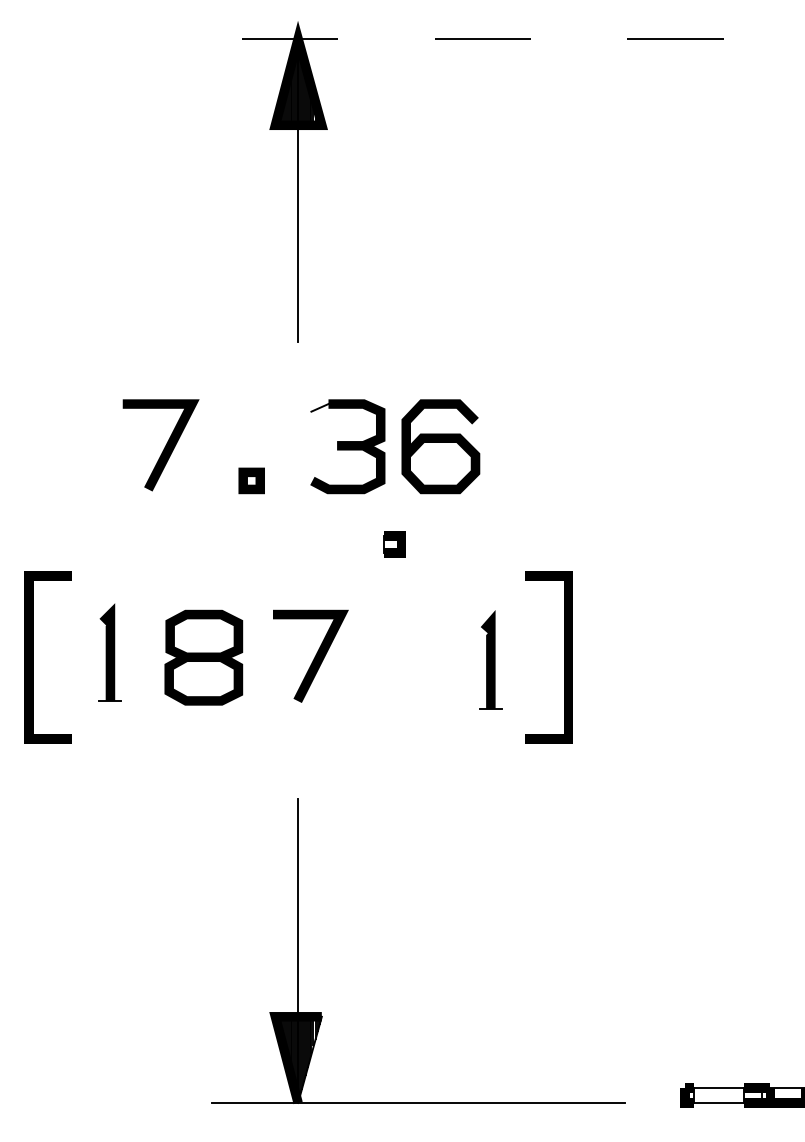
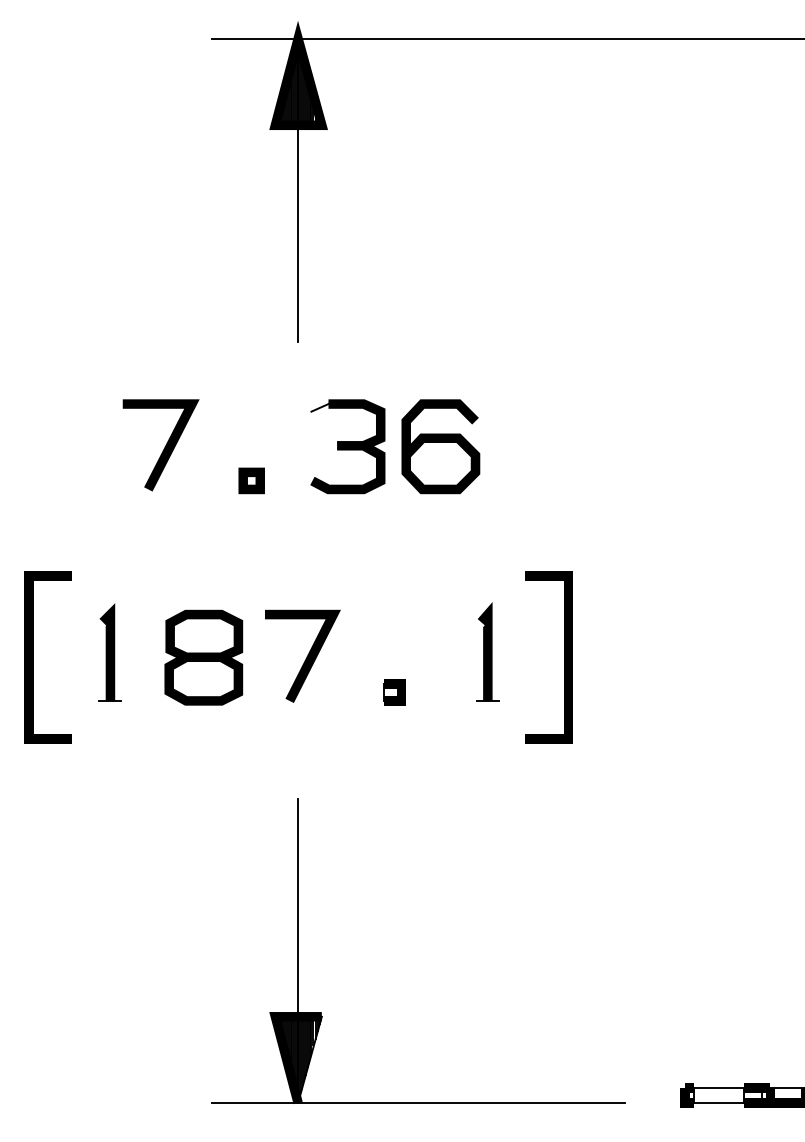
line: dashed -> solid (507, 38)
part position: (394, 544) -> (394, 692) (394, 692)
line position: (314, 656) -> (306, 656) (306, 656)
part position: (490, 659) -> (487, 651) (487, 651)
